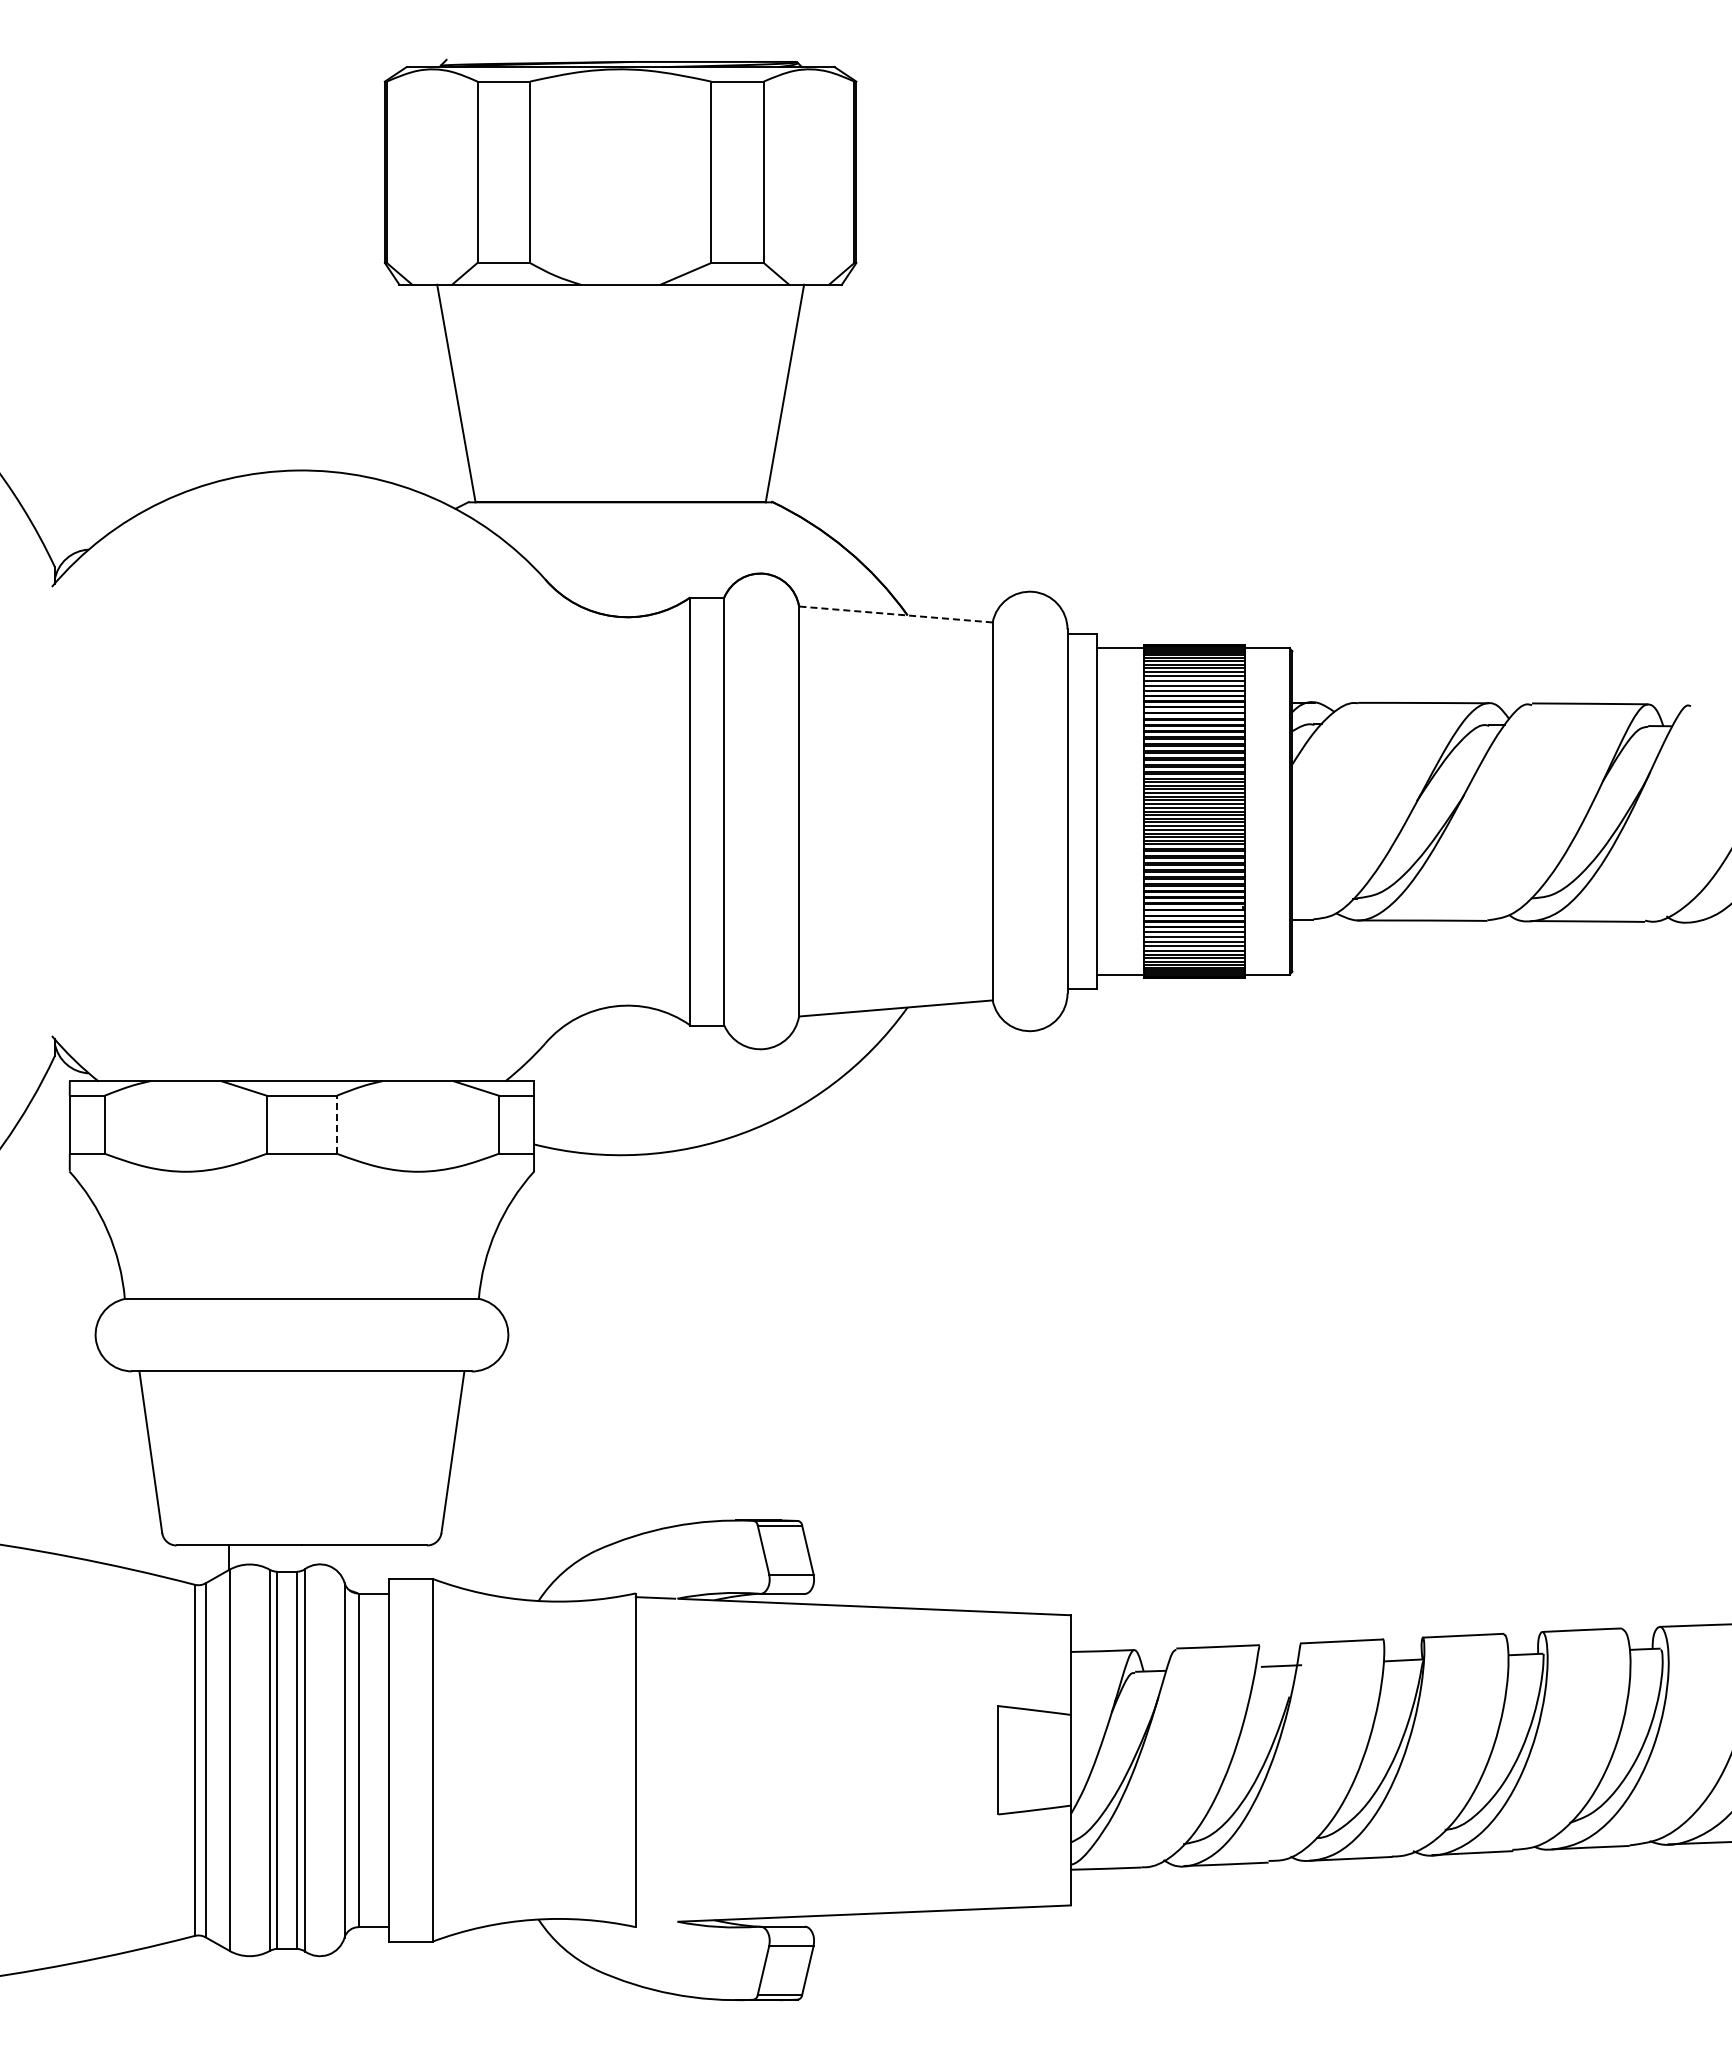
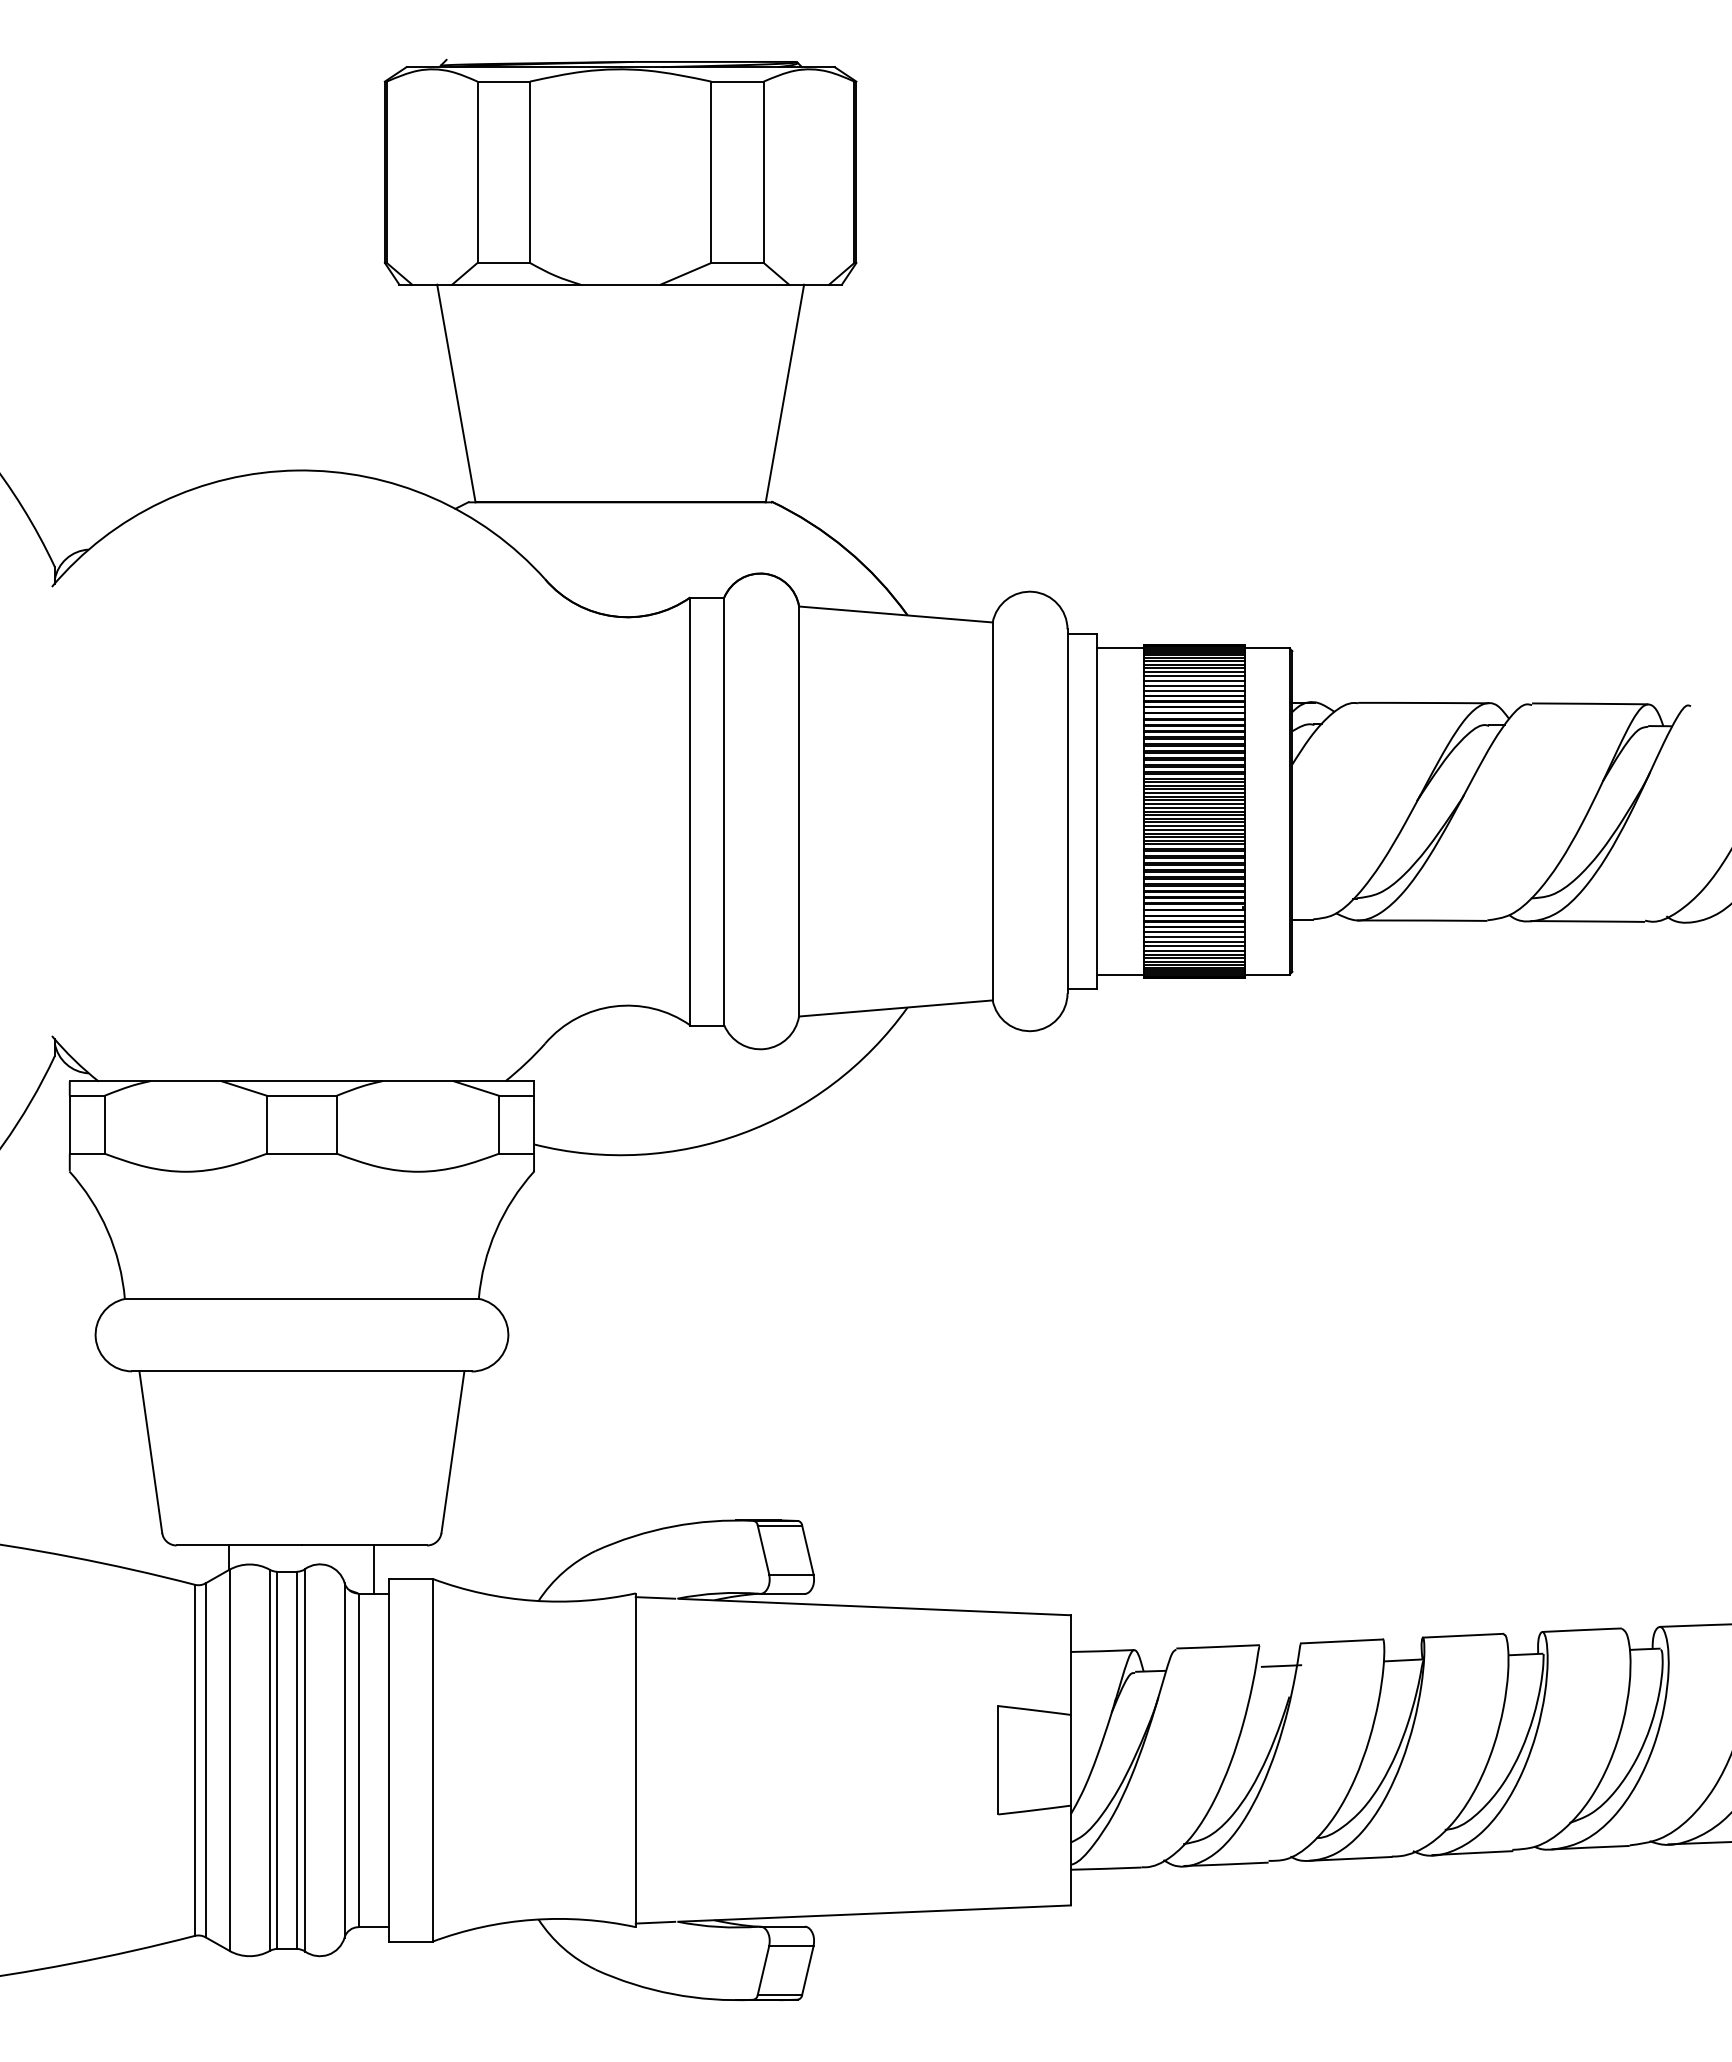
line: dashed -> solid (895, 614)
line: dashed -> solid (336, 1124)
line: none -> present (374, 1569)
line: none -> present (655, 1922)
